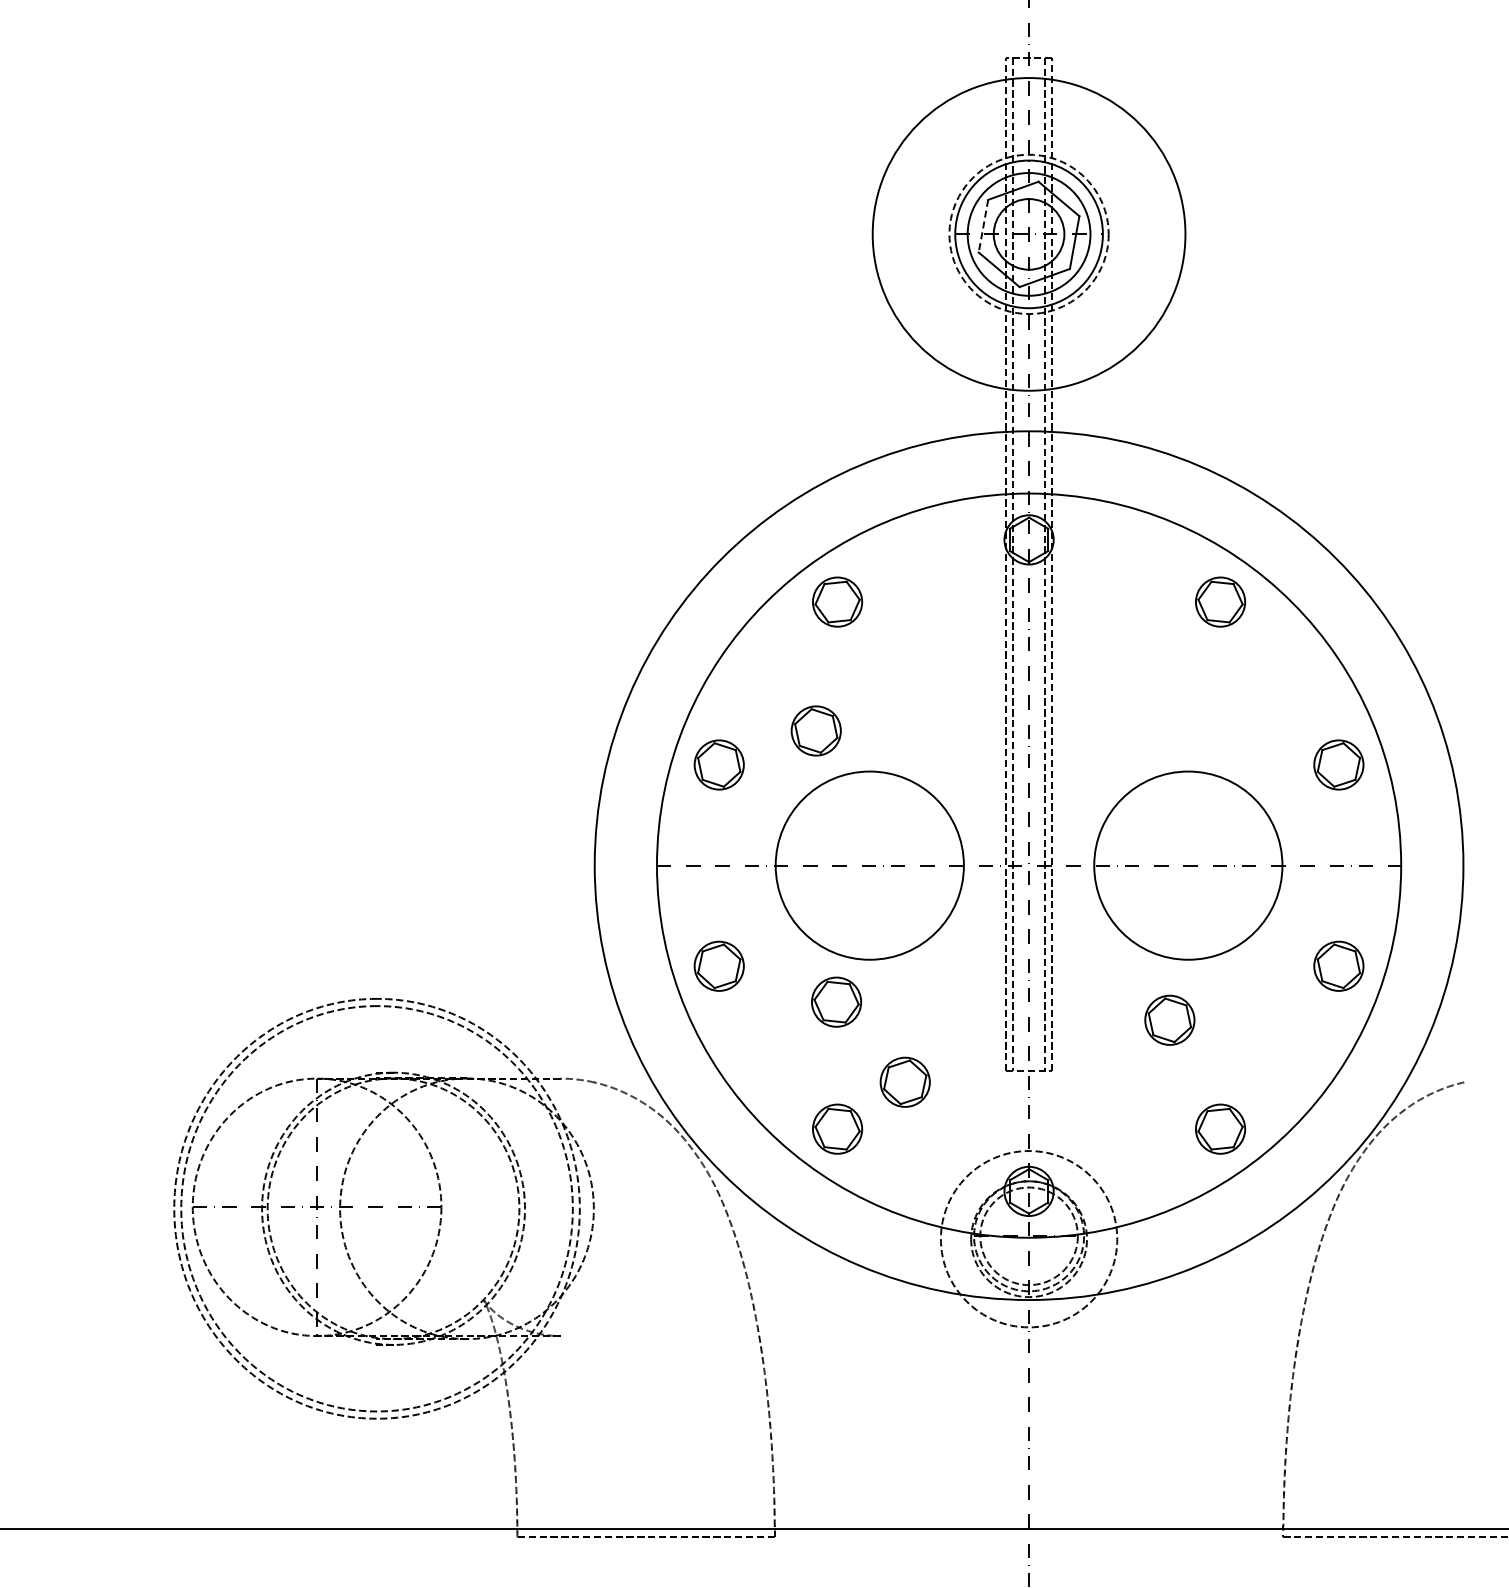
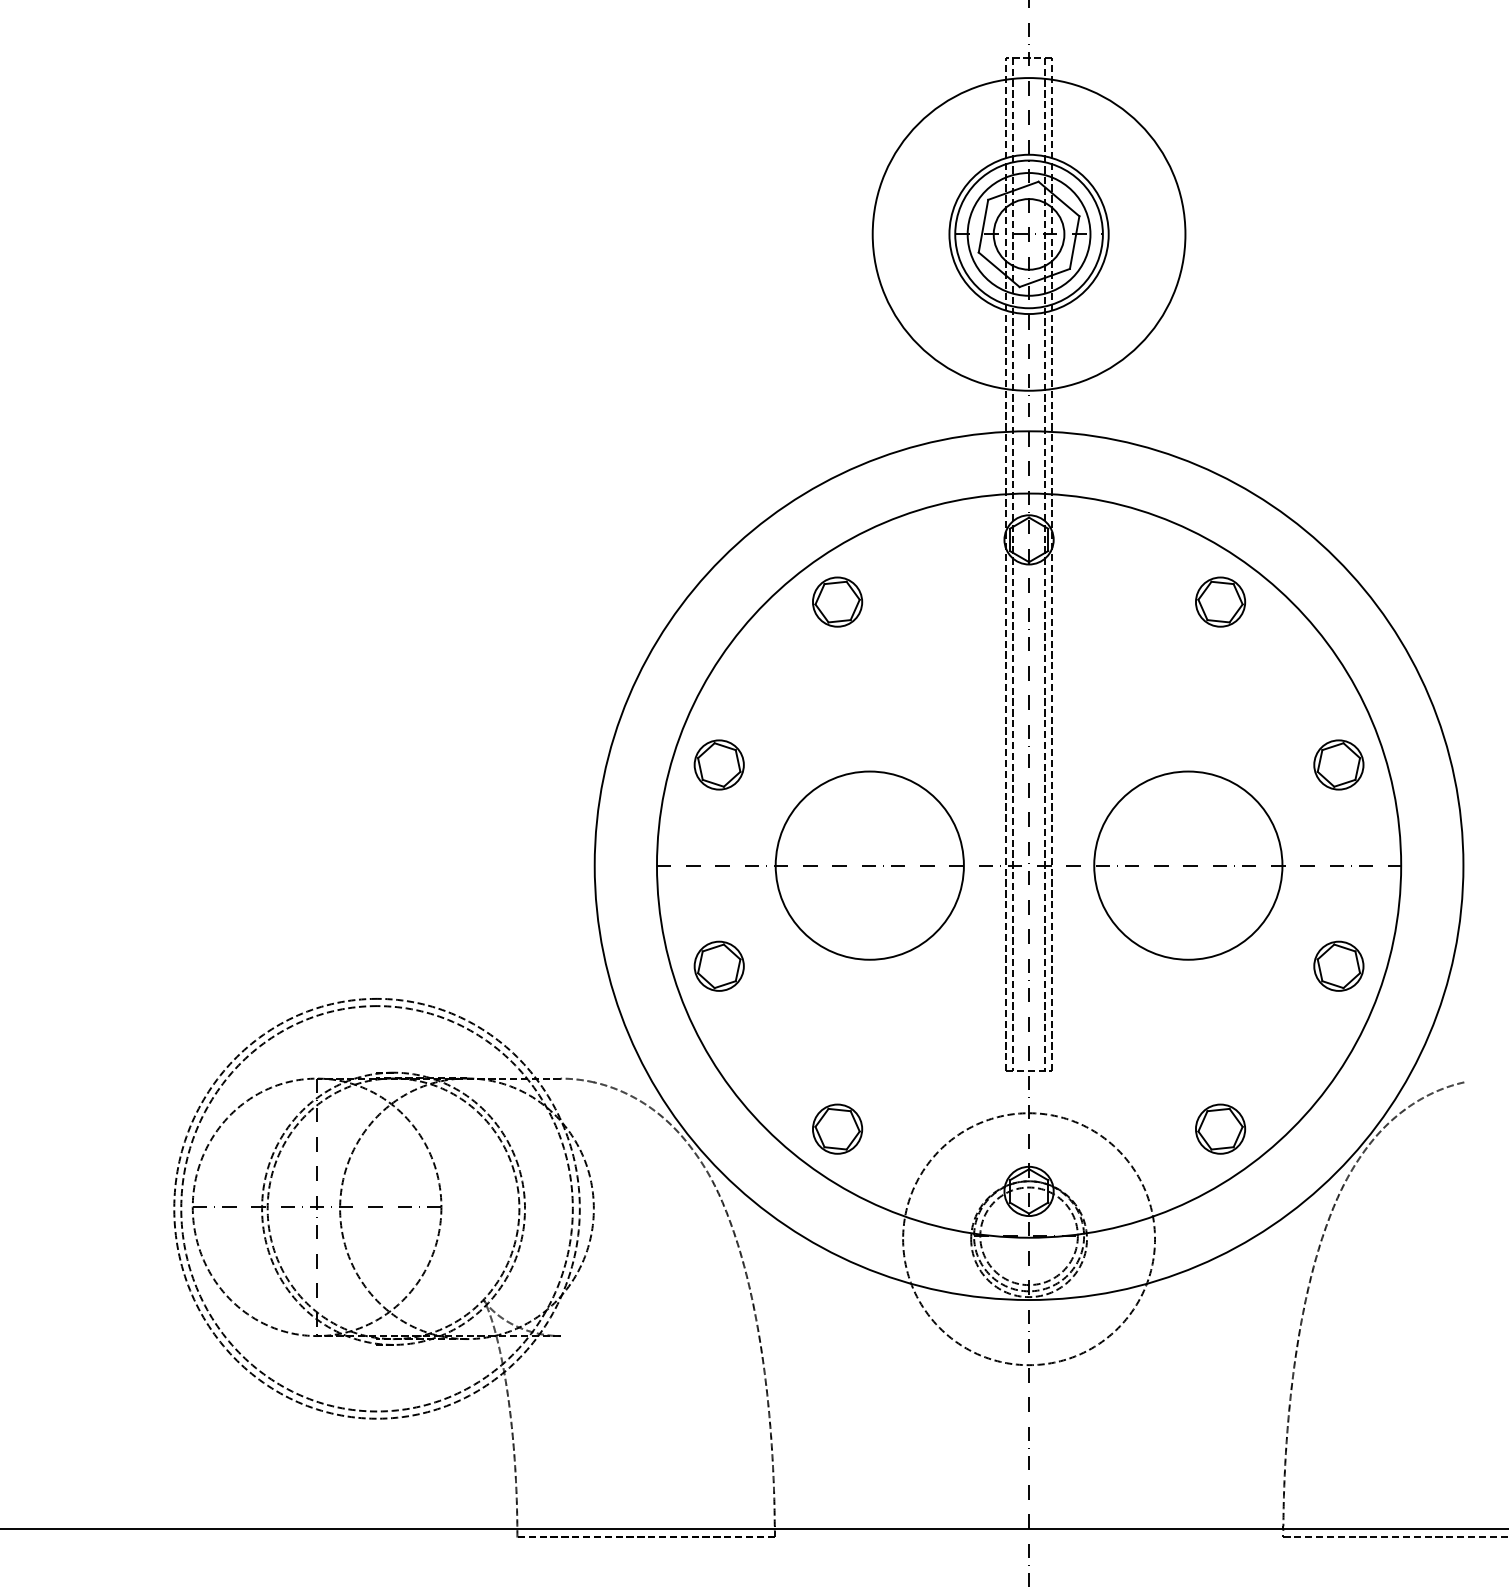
line: dashed -> solid (983, 226)
circle: dashed -> solid (1028, 234)
part: present -> none (815, 730)
part: present -> none (836, 1001)
part: present -> none (1169, 1019)
part: present -> none (904, 1081)
circle diameter: 176 px -> 252 px (1029, 1239)
